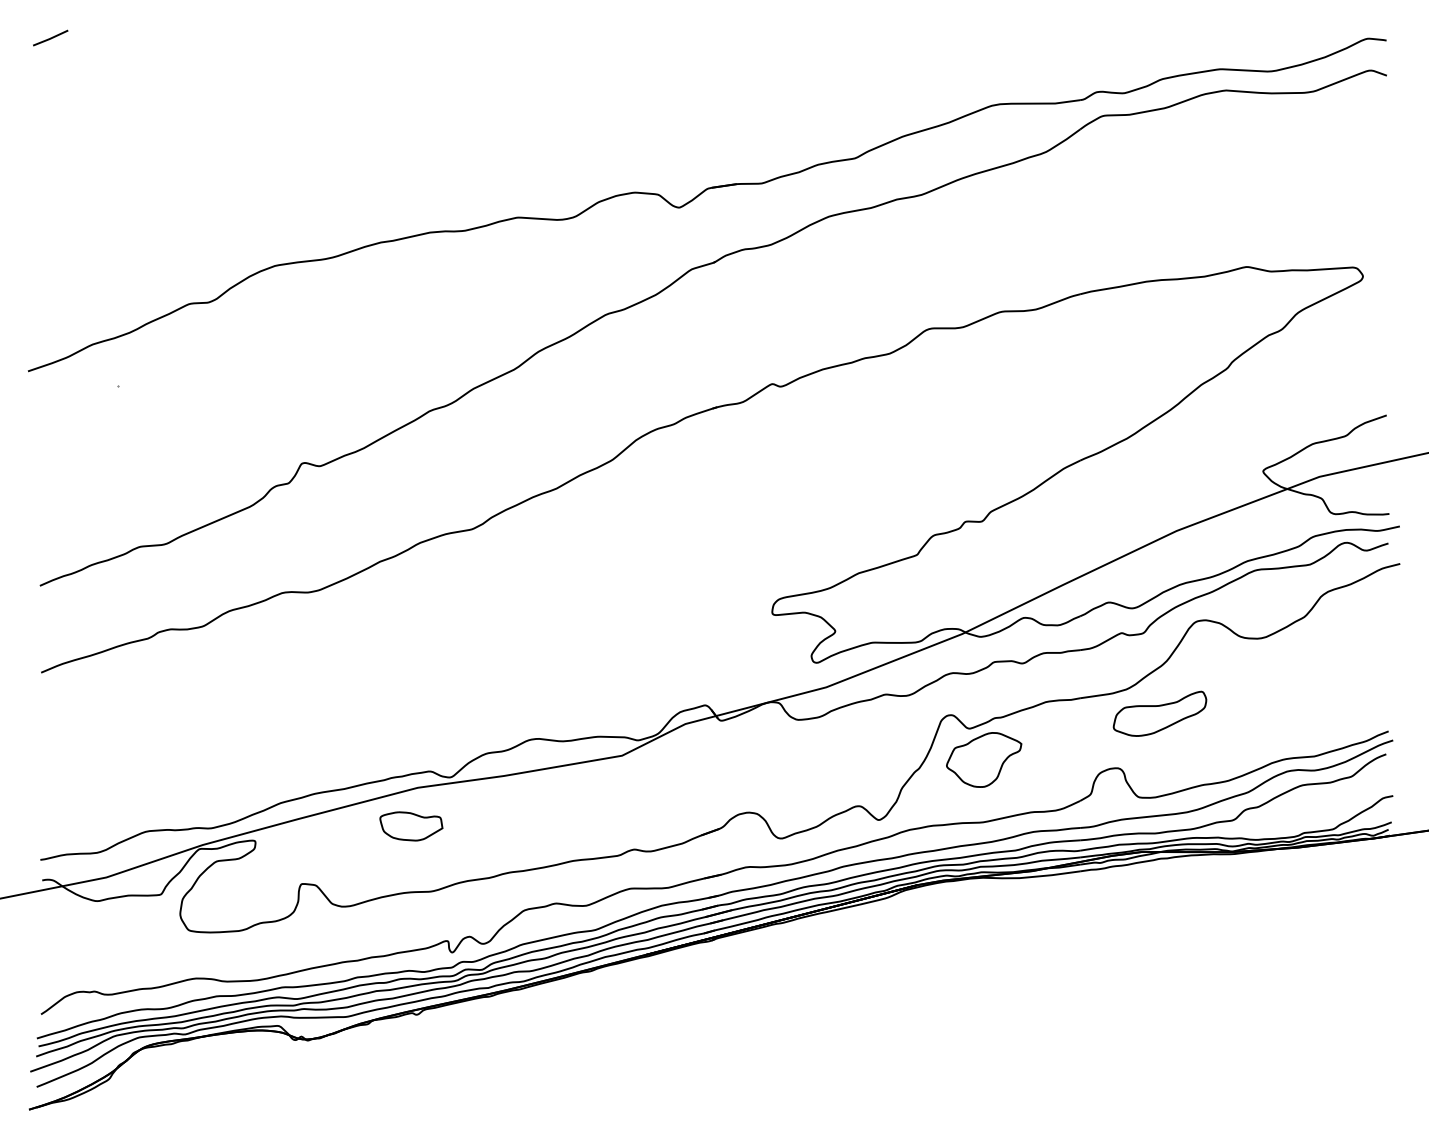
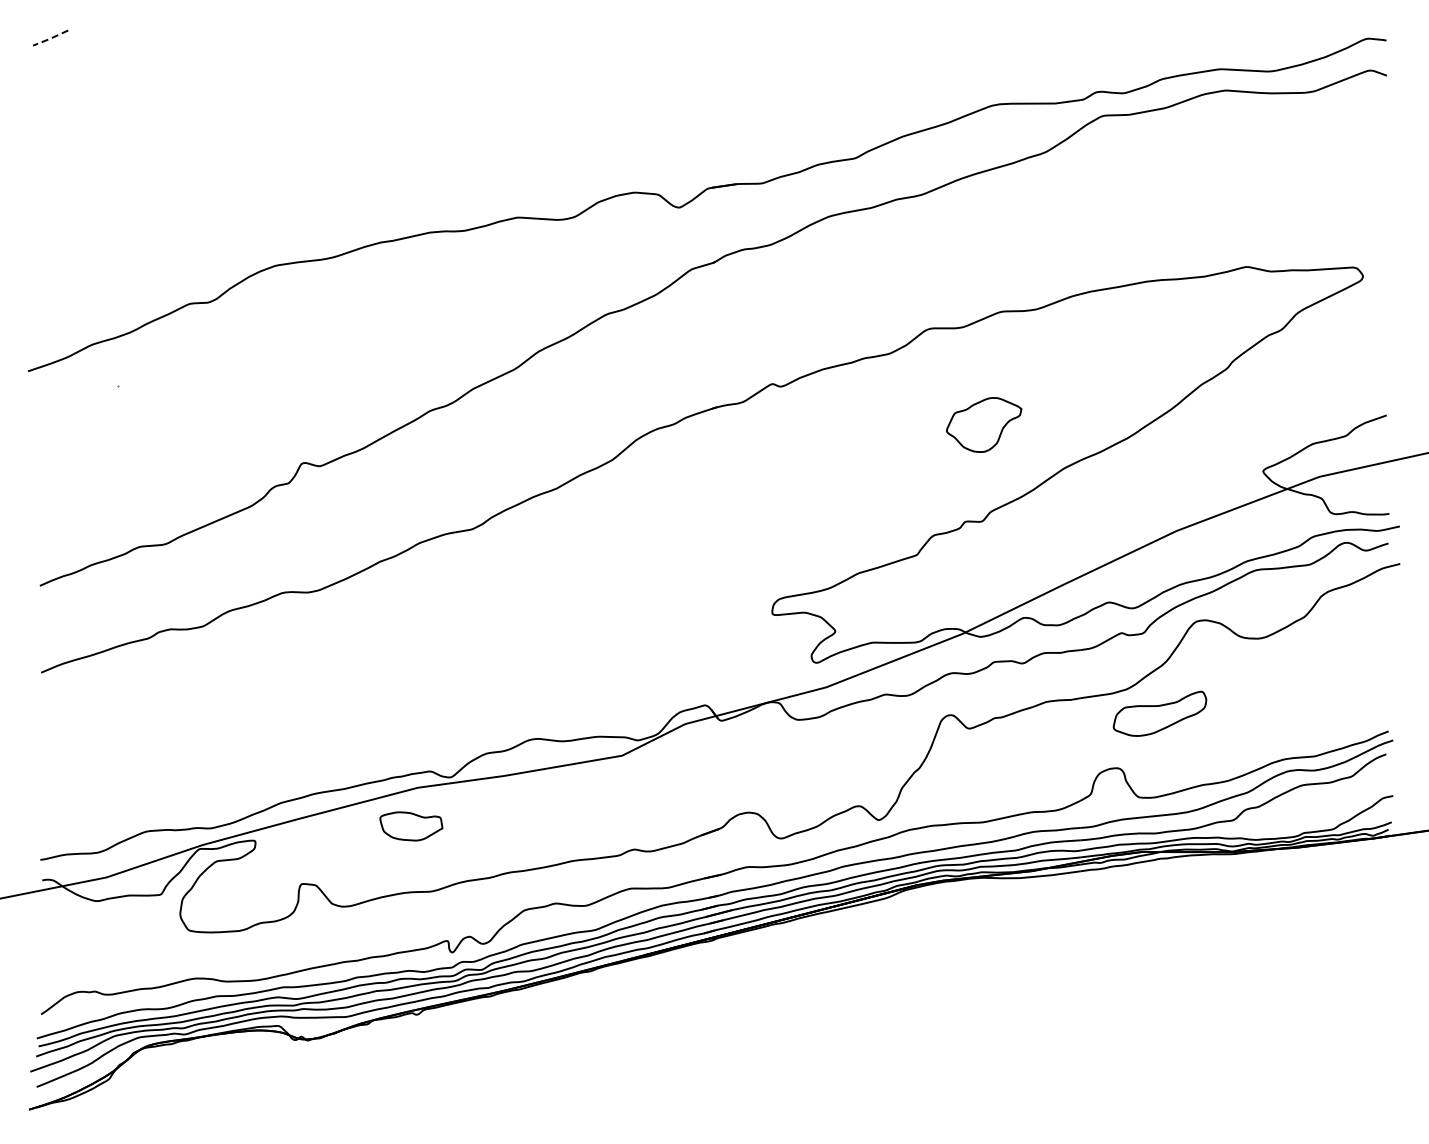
line: solid -> dashed (50, 38)
part position: (984, 759) -> (984, 424) (984, 424)
